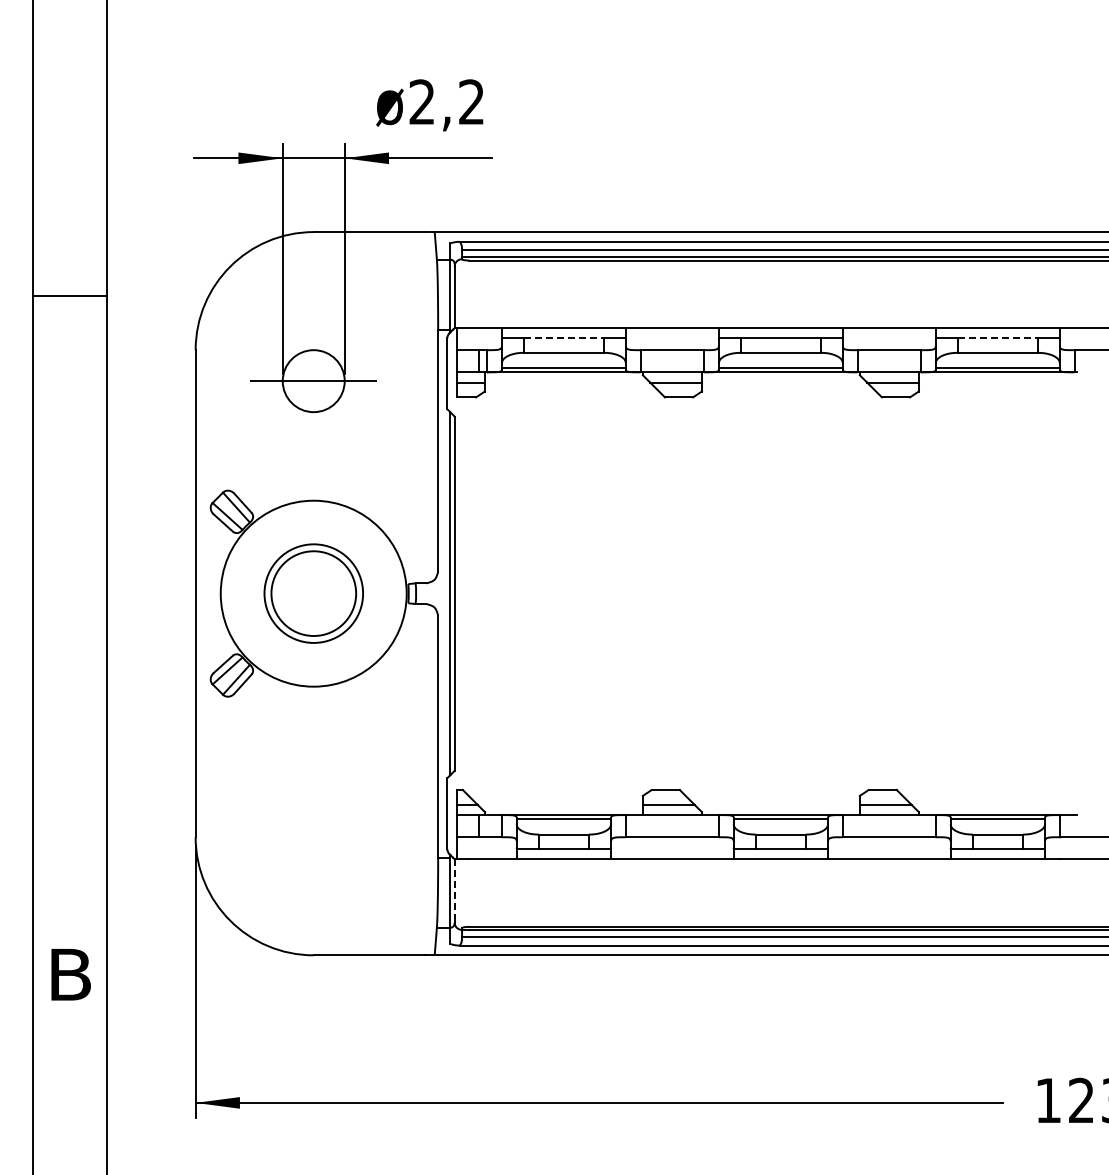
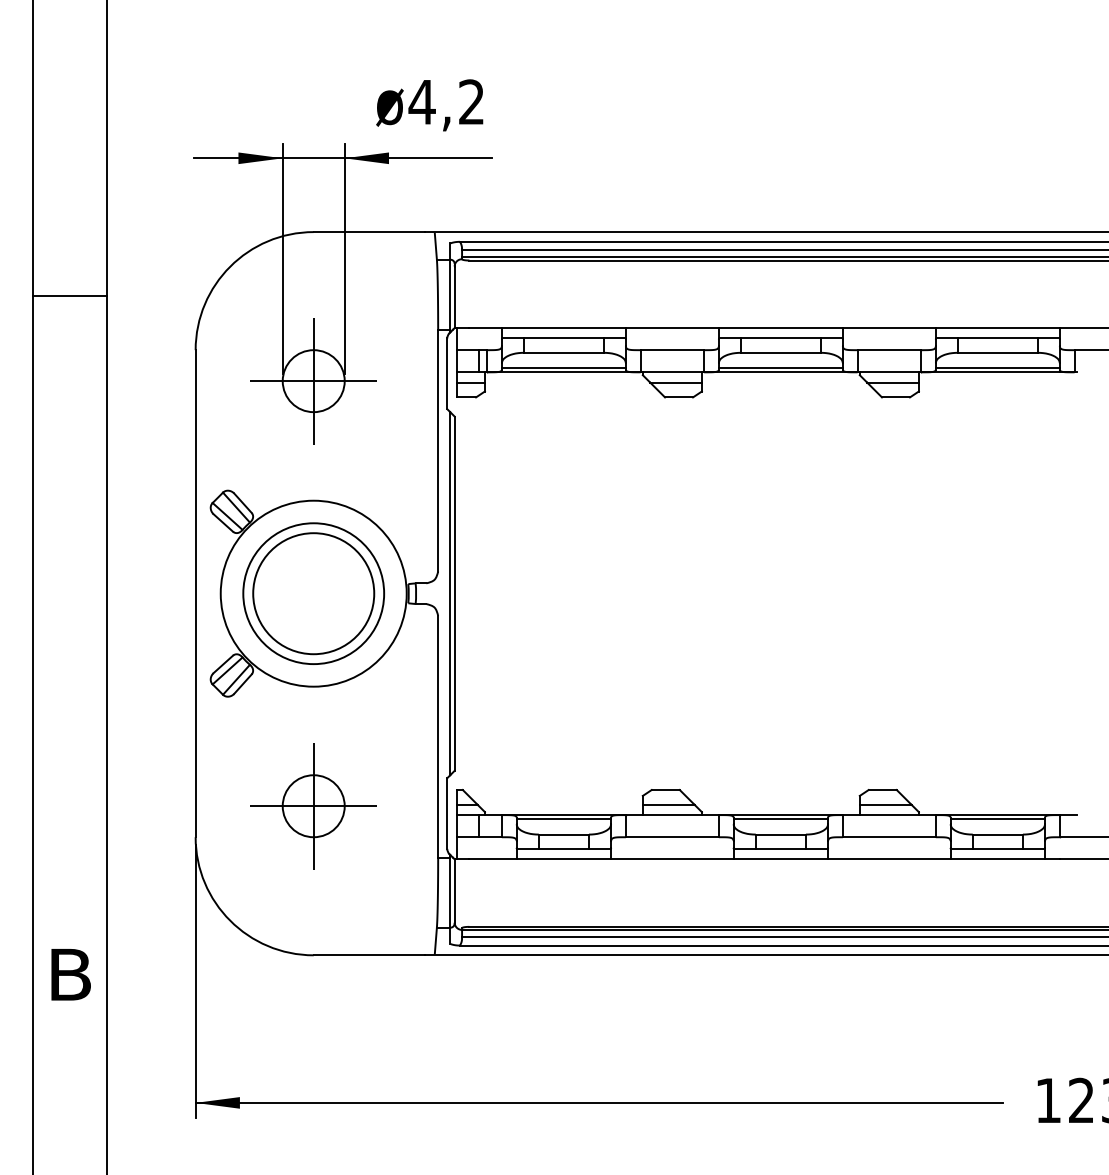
text: 2,2 -> 4,2 (421, 101)
line: dashed -> solid (563, 338)
line: dashed -> solid (997, 338)
line: none -> present (313, 380)
part size: 101x101 px -> 144x143 px (313, 593)
part: none -> present (313, 806)
line: dashed -> solid (454, 890)
